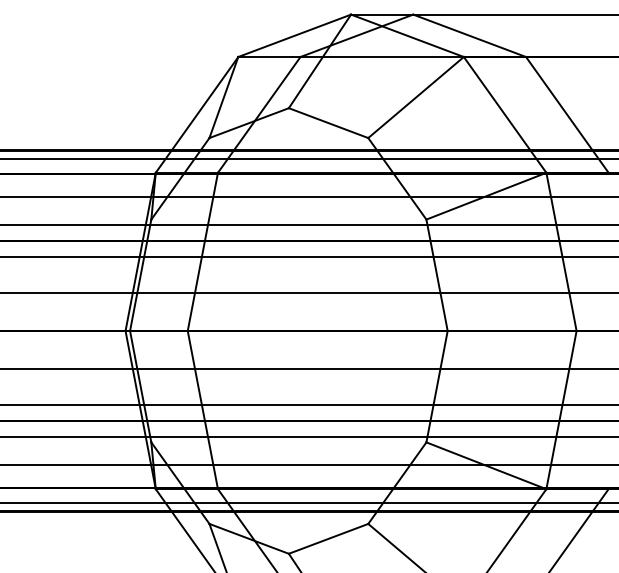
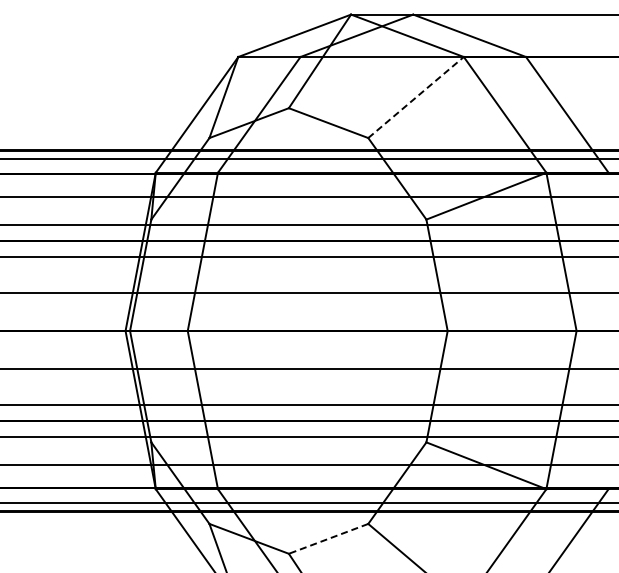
line: solid -> dashed (416, 97)
line: solid -> dashed (328, 539)
